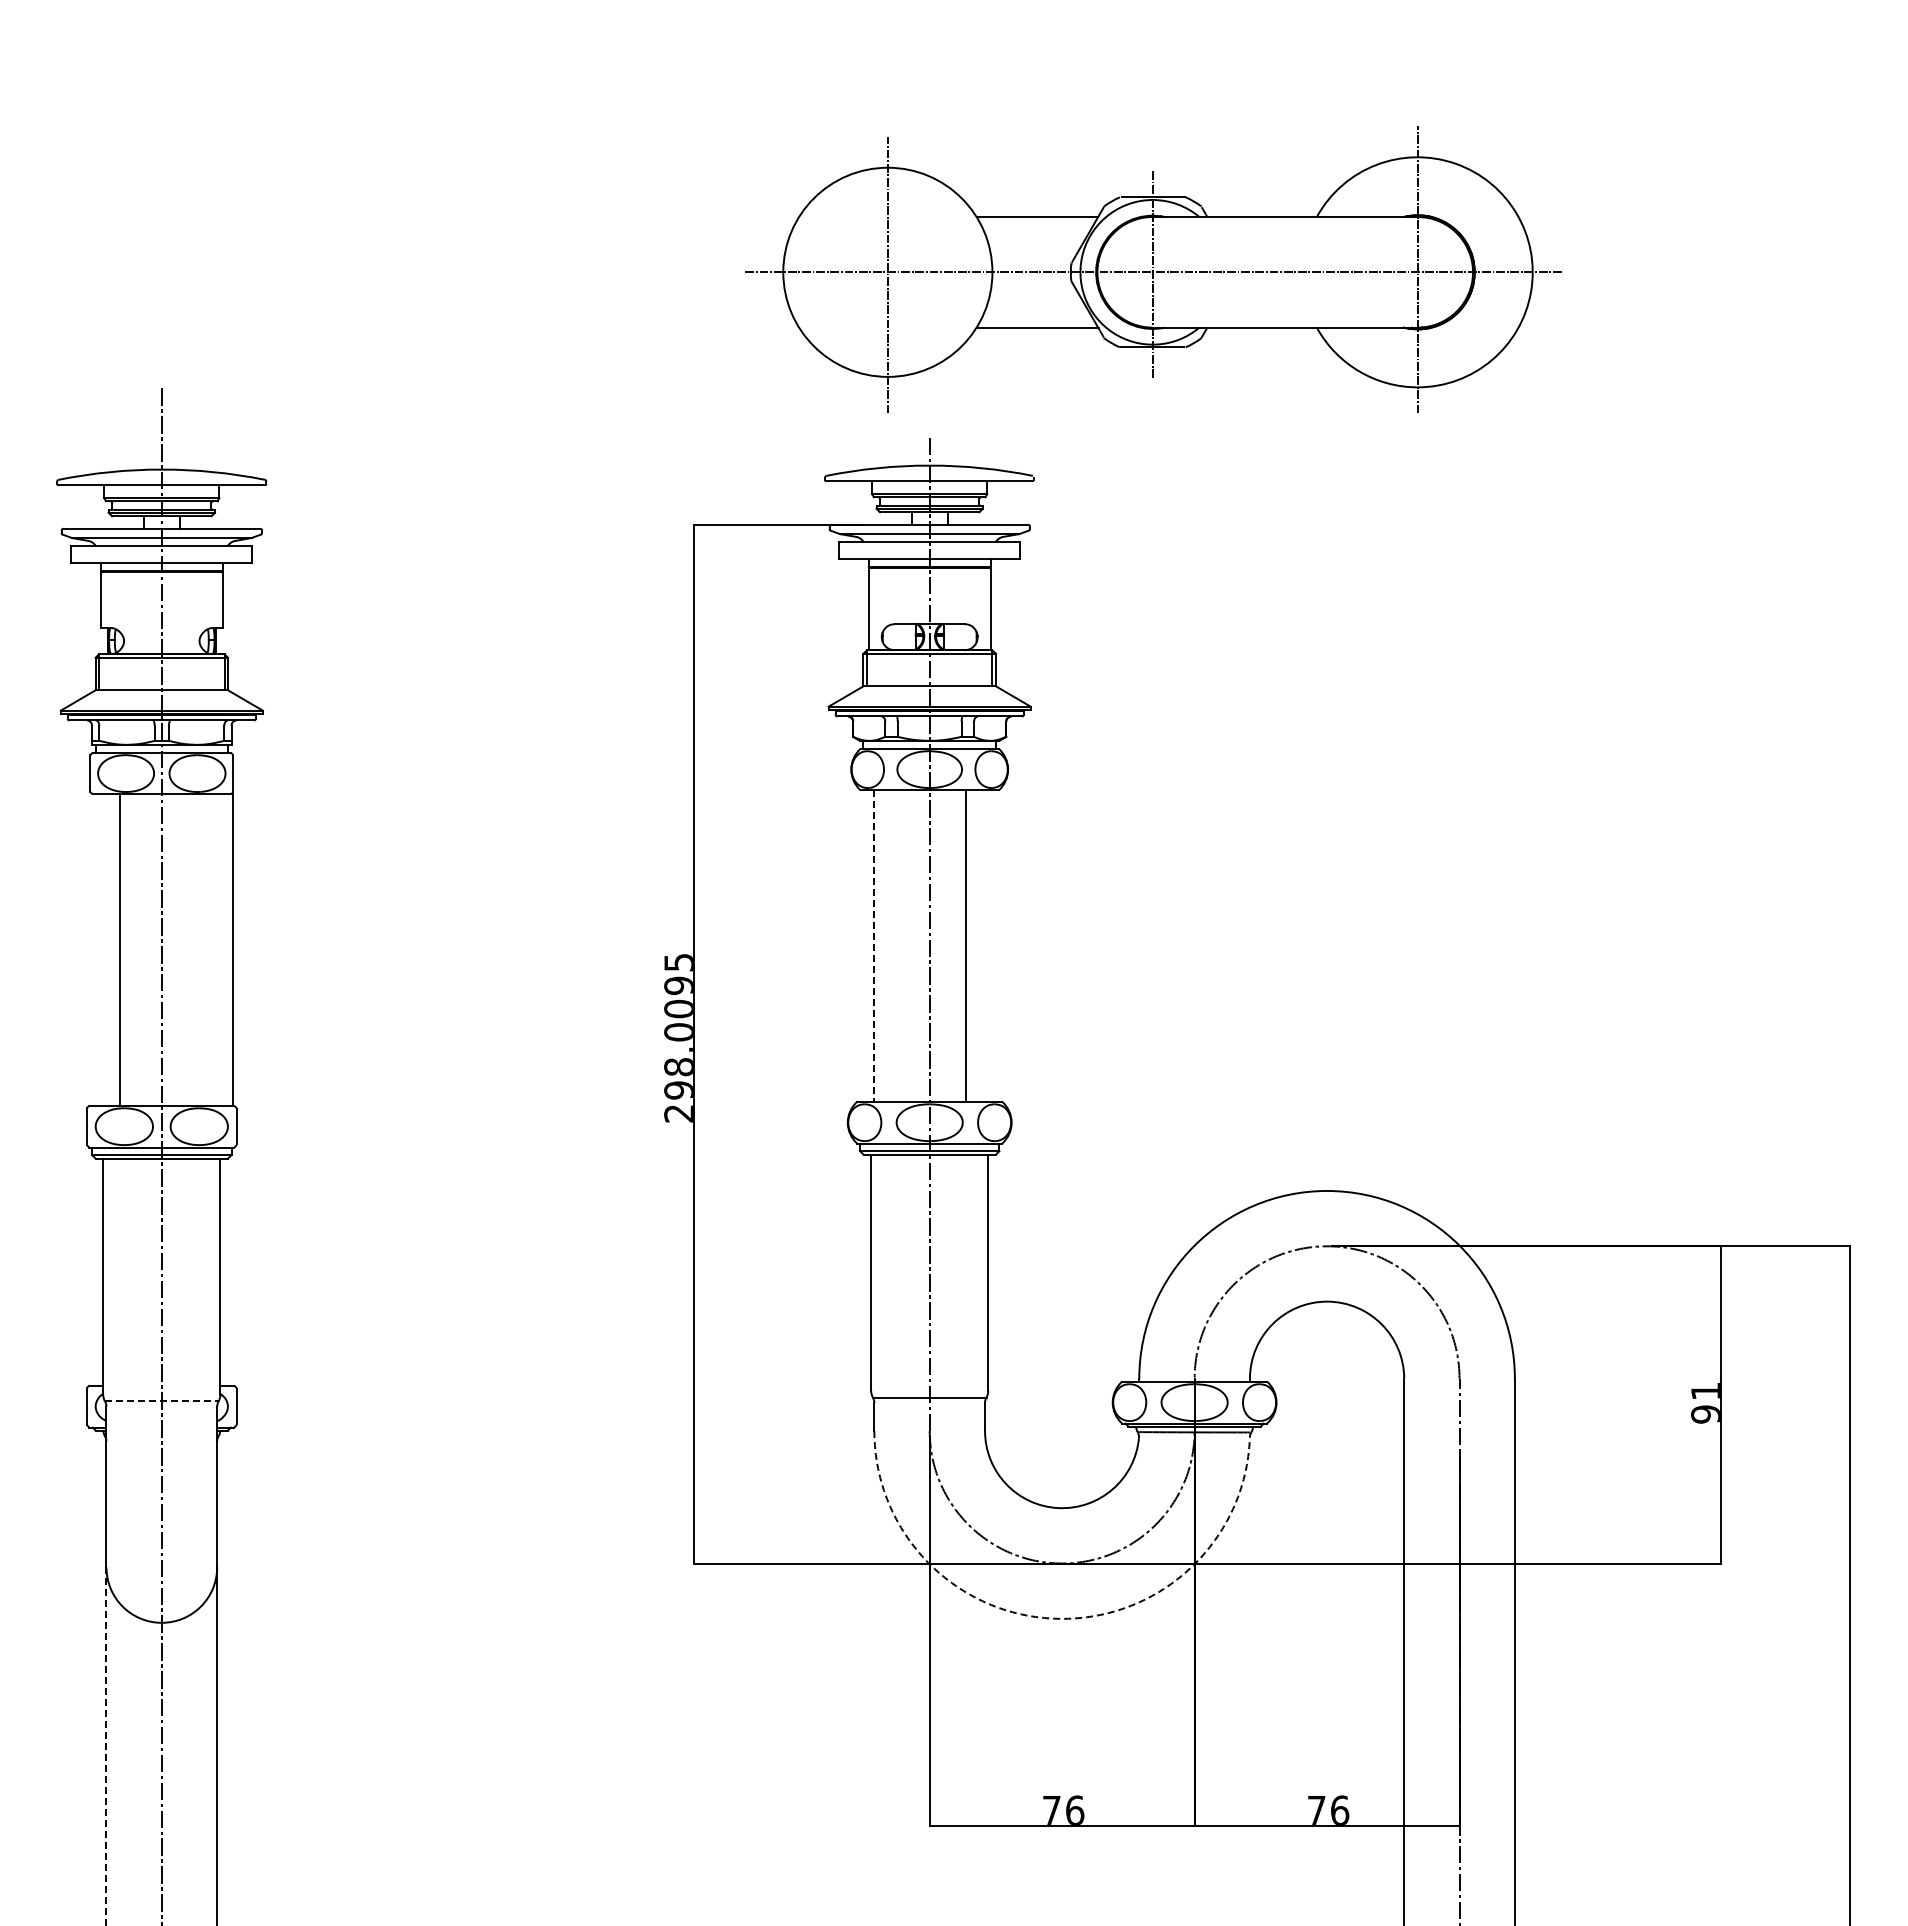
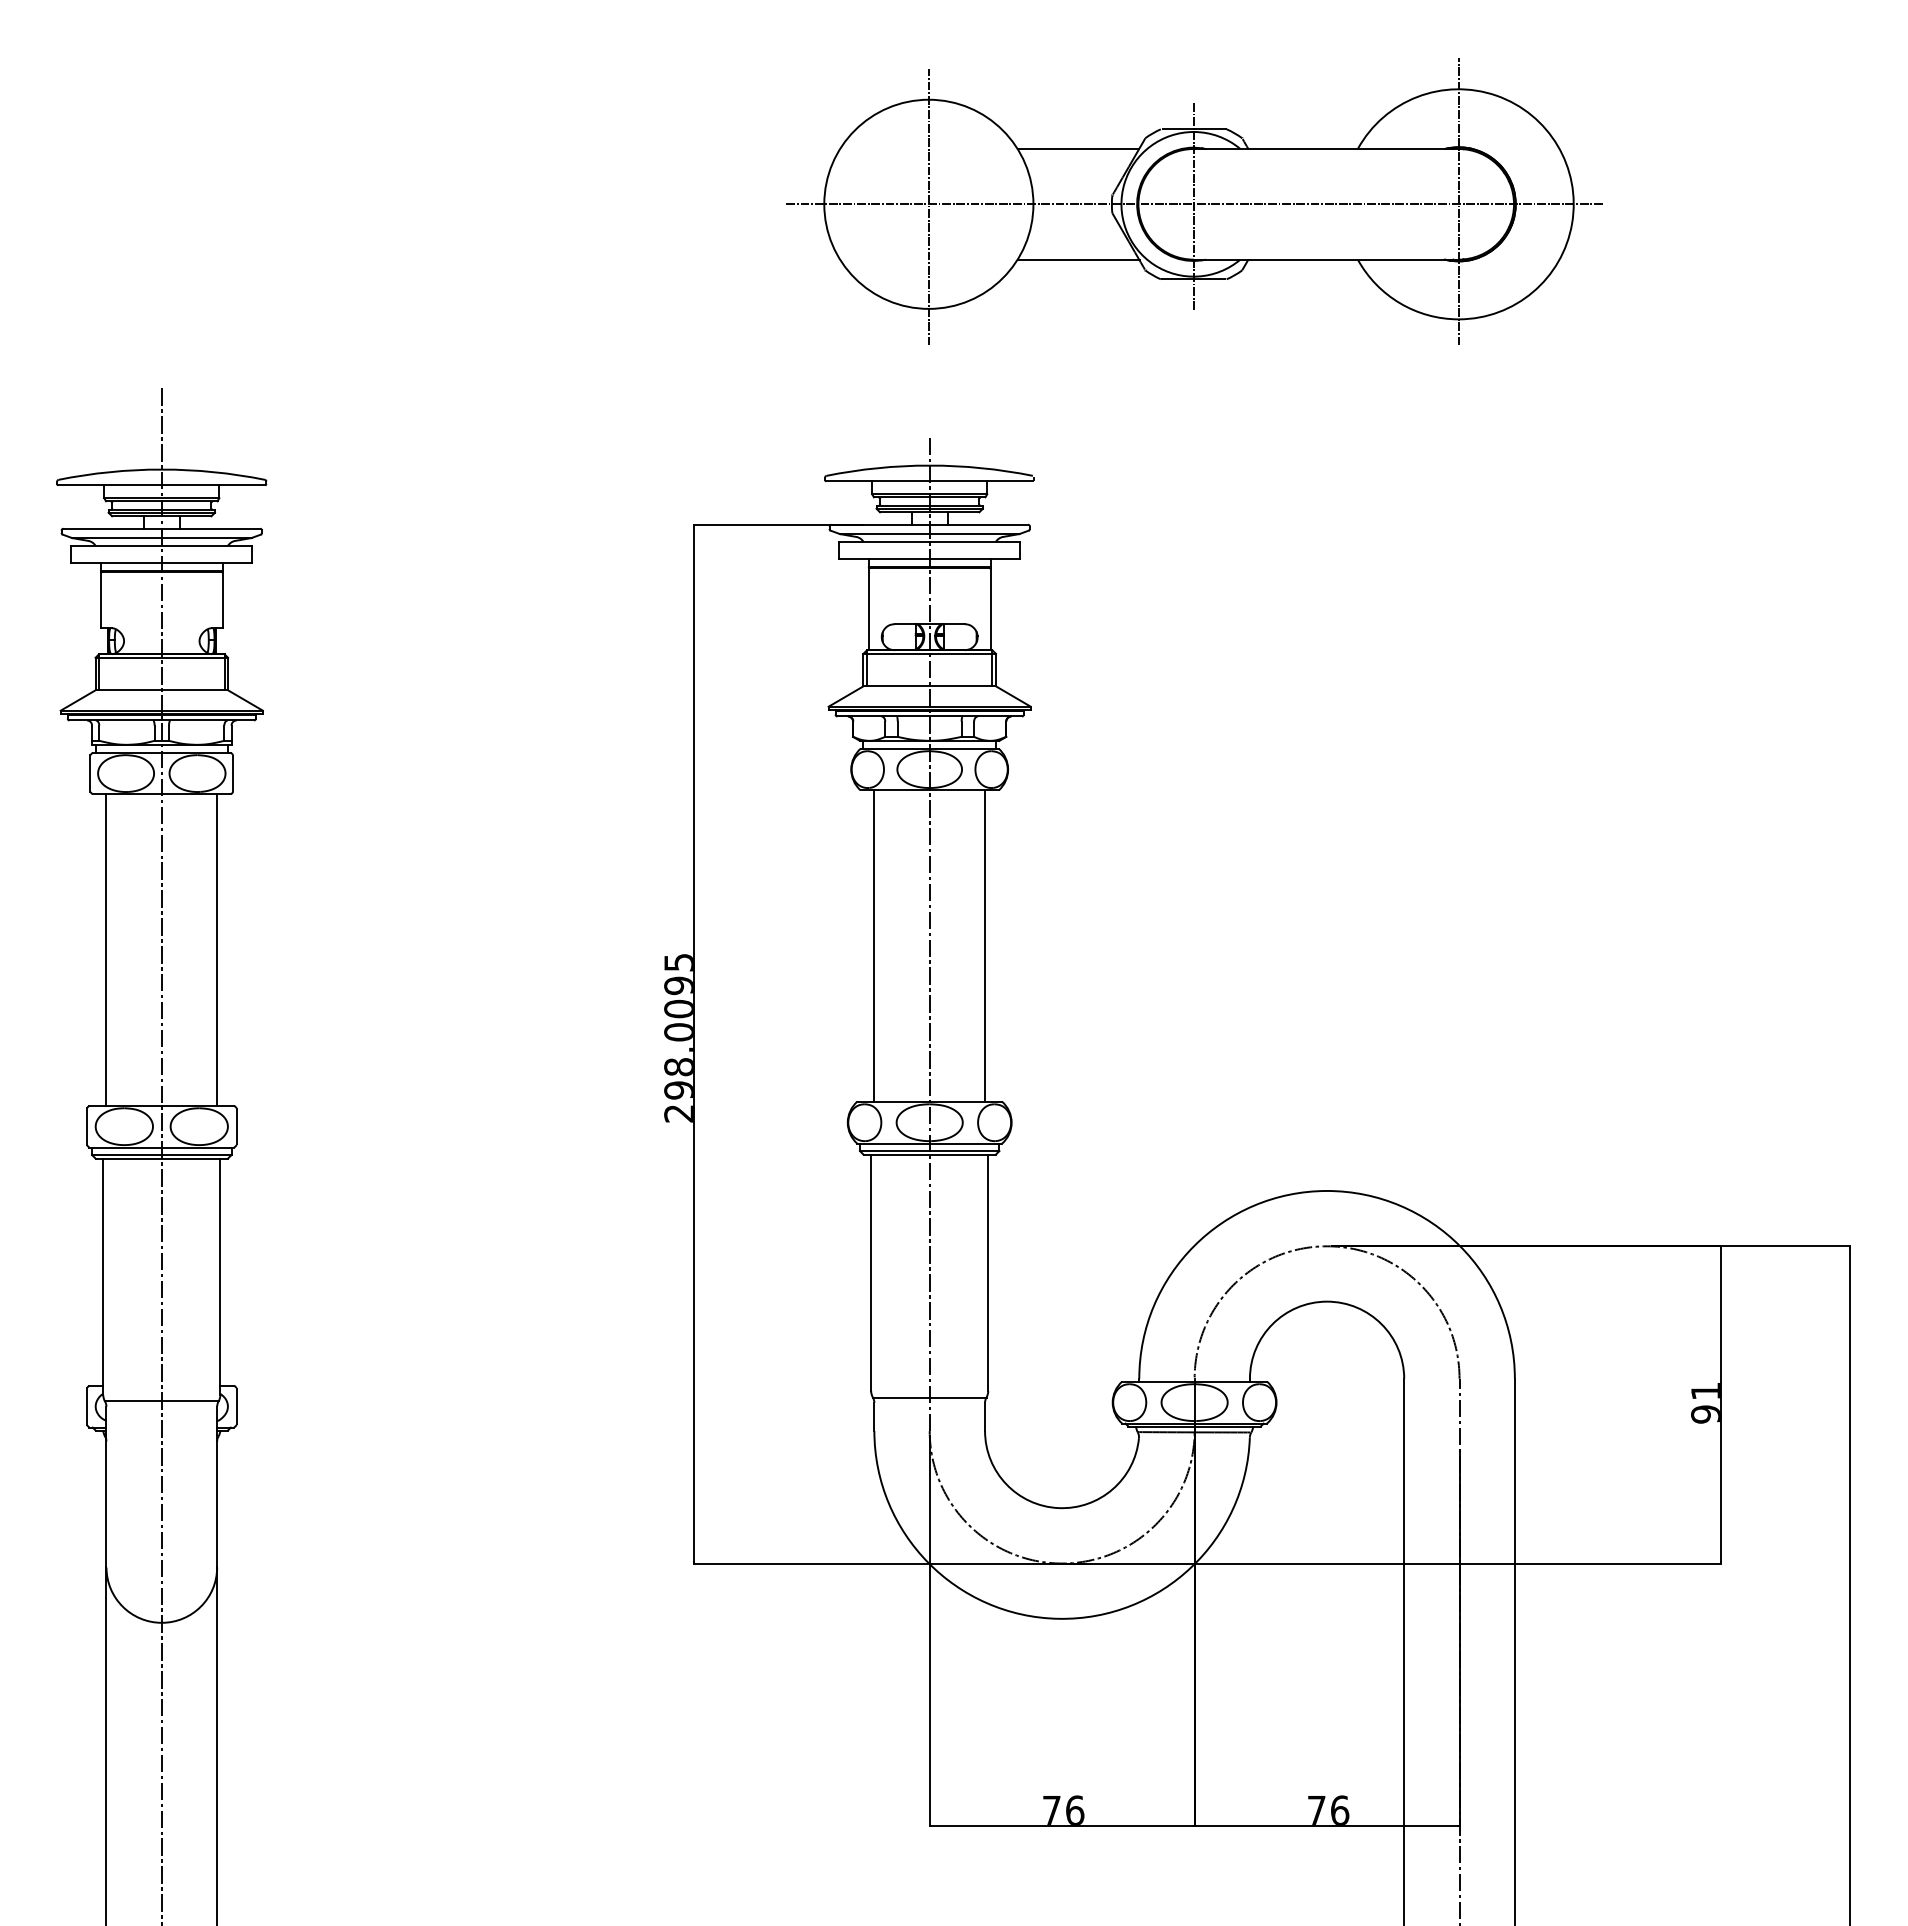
part position: (1153, 269) -> (1194, 201) (1194, 201)
line position: (966, 945) -> (985, 945) (985, 945)
line: dashed -> solid (874, 946)
line position: (120, 949) -> (106, 949) (106, 949)
line position: (233, 949) -> (217, 949) (217, 949)
line: dashed -> solid (161, 1401)
arc: dashed -> solid (1058, 1618)
line: dashed -> solid (106, 1746)
